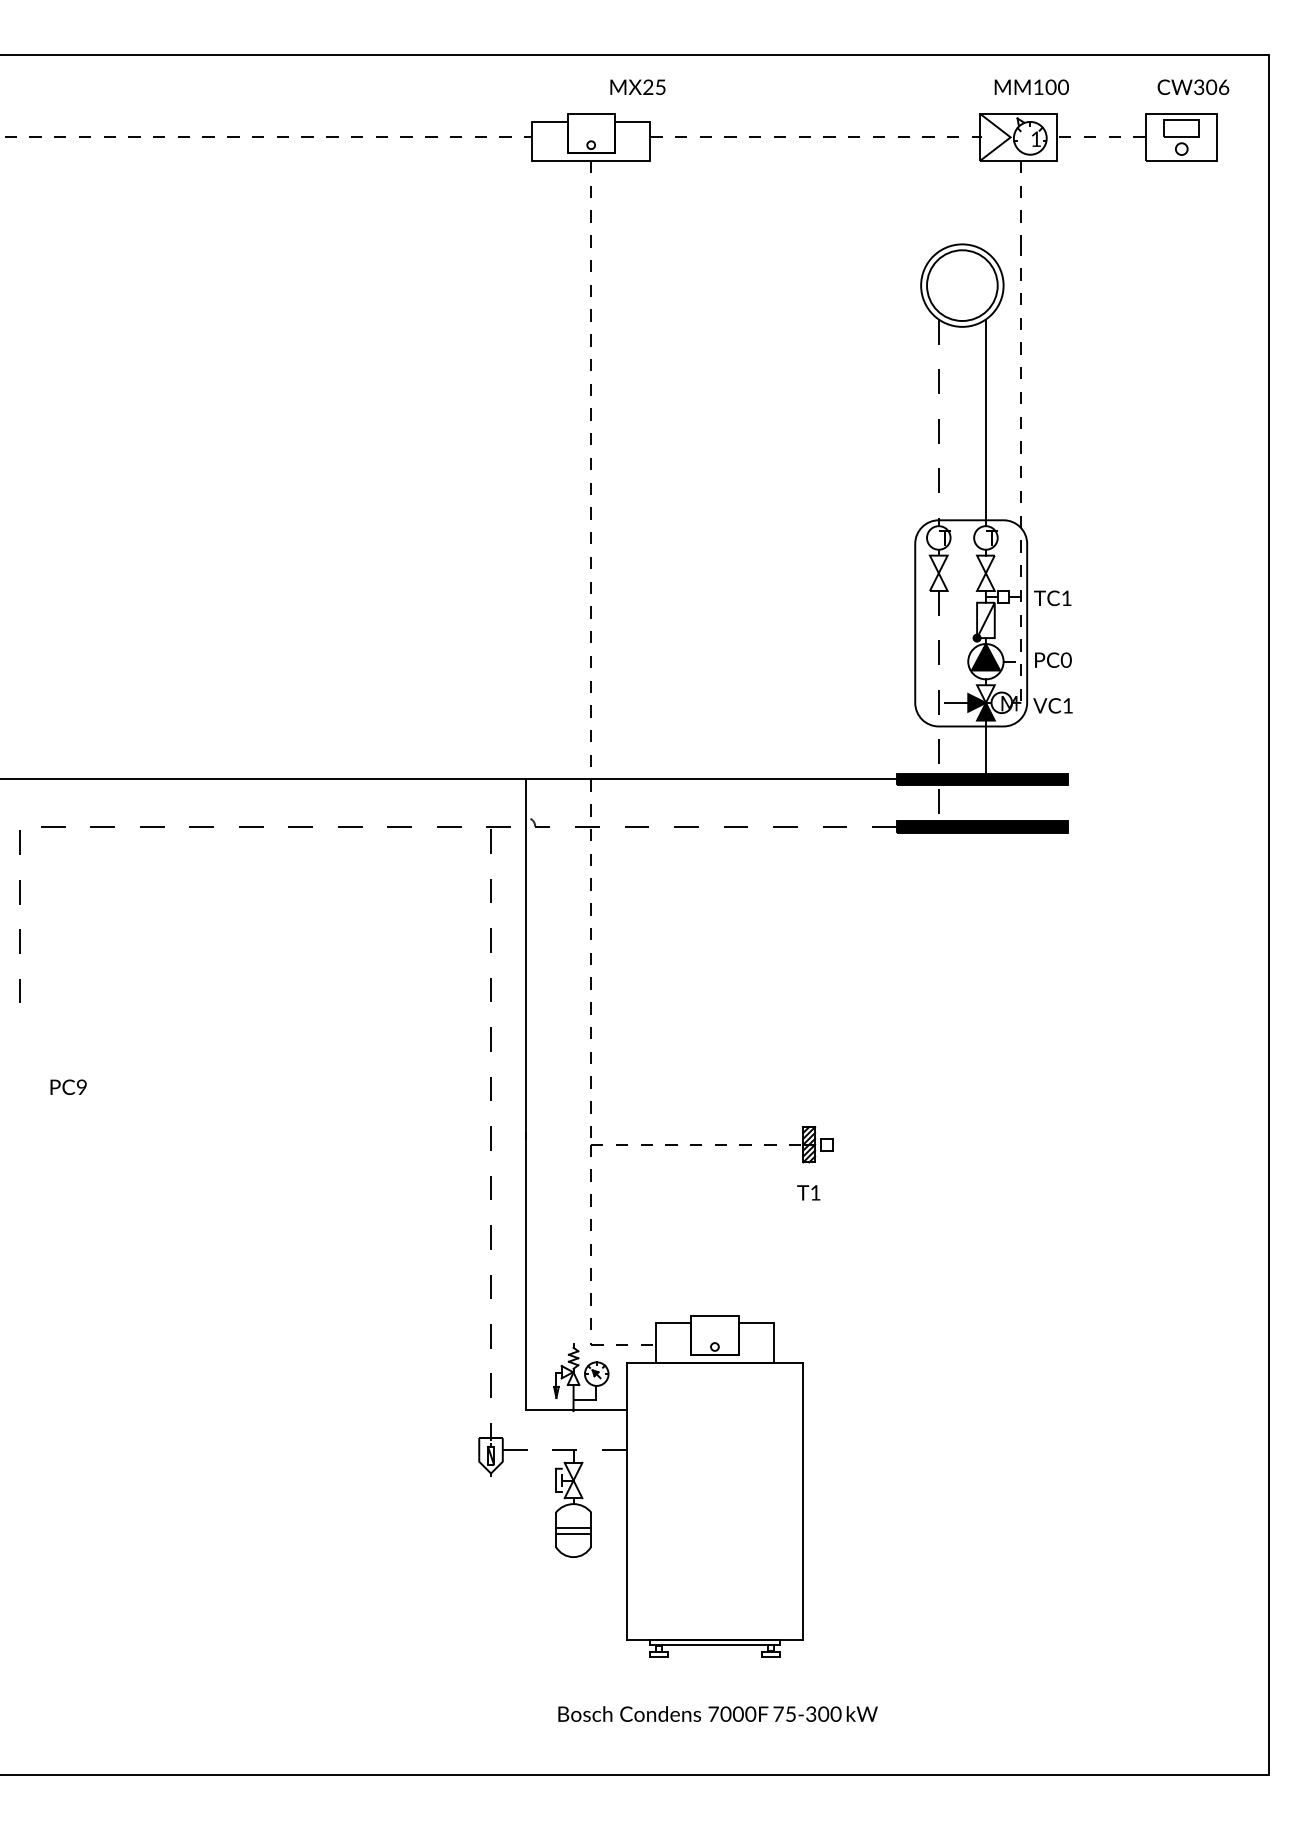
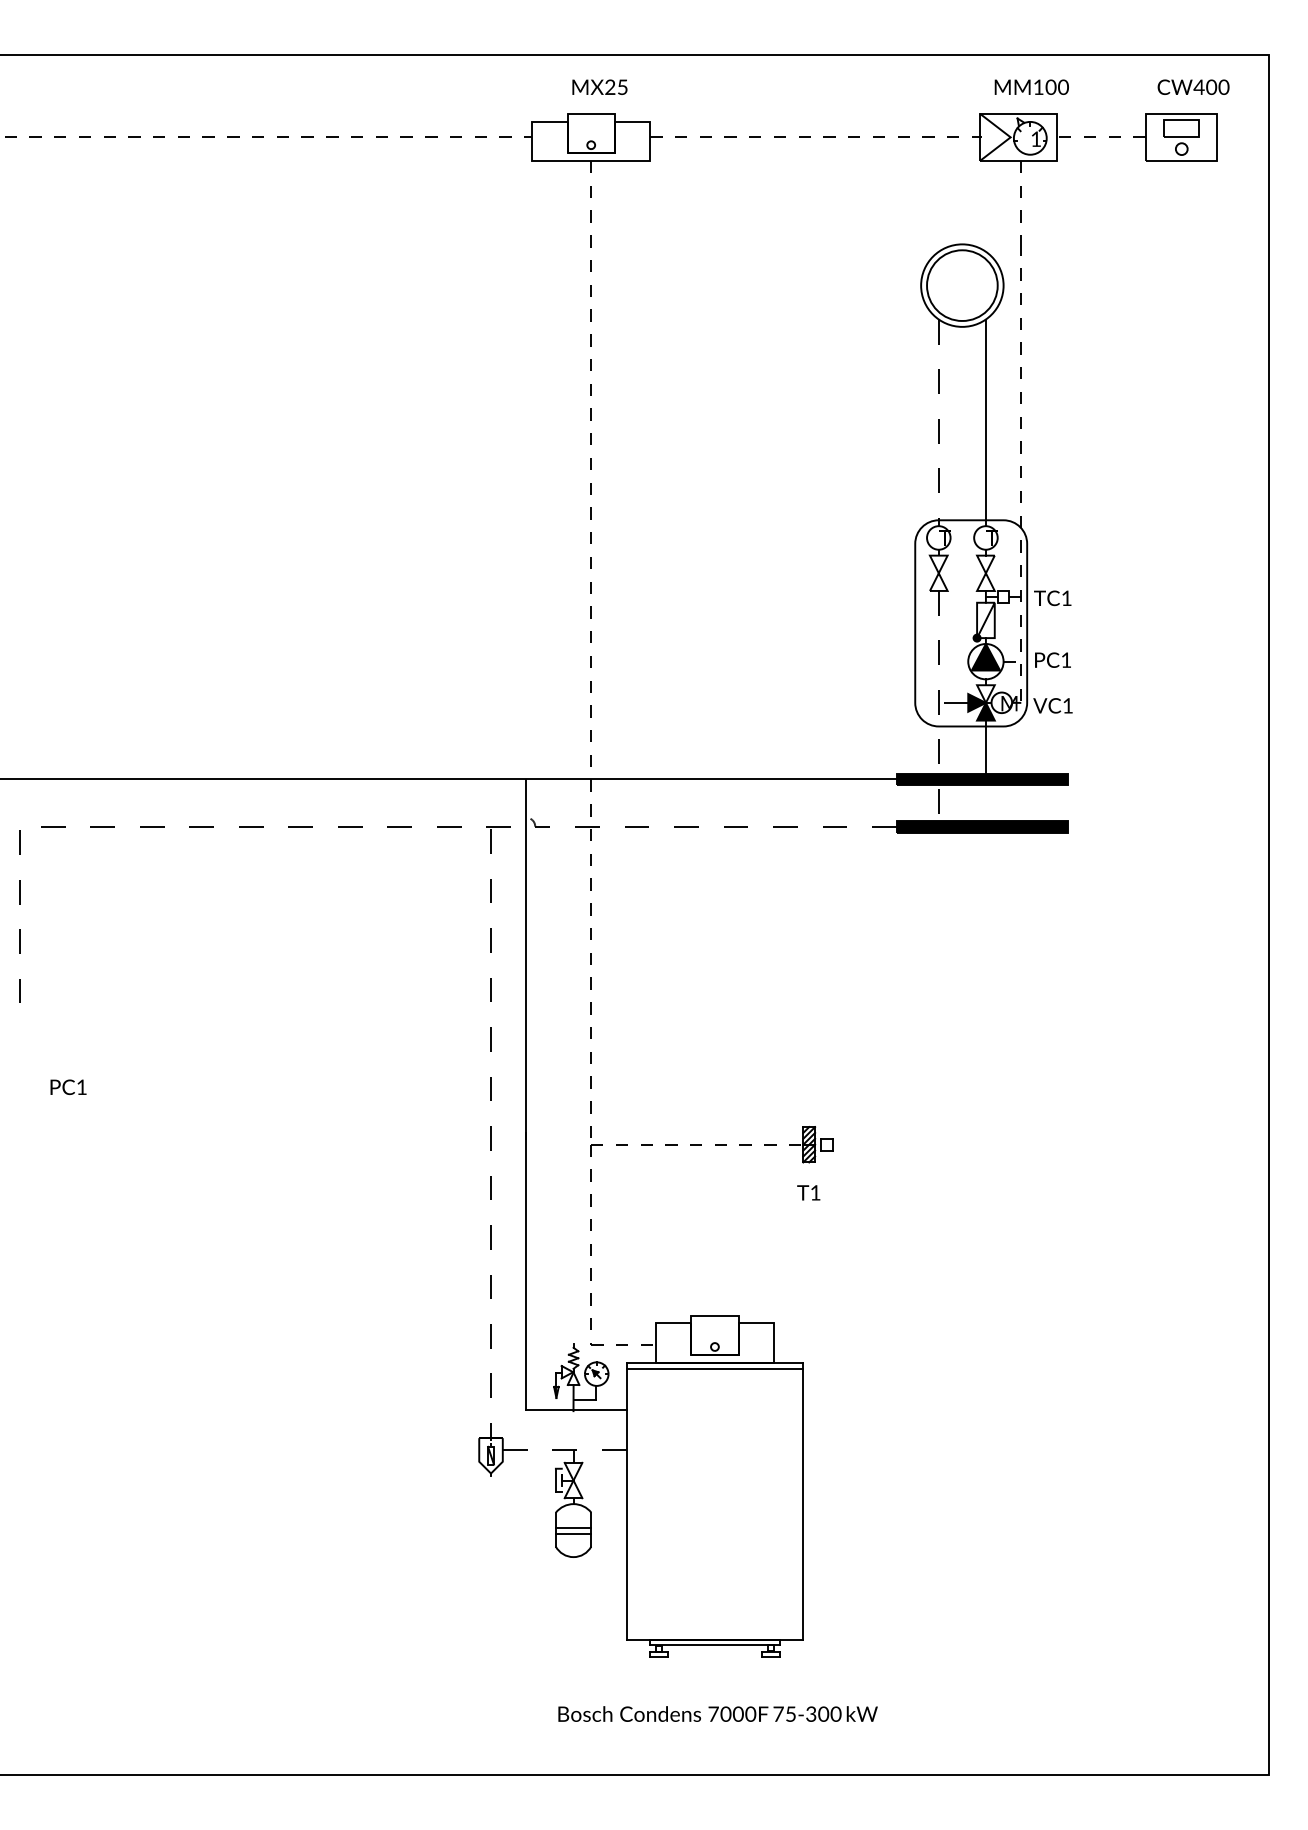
text position: (637, 86) -> (599, 86) (599, 86)
text: CW306 -> CW400 (1211, 86)
text: PC0 -> PC1 (1065, 659)
text: PC9 -> PC1 (81, 1086)
line: none -> present (715, 1368)
